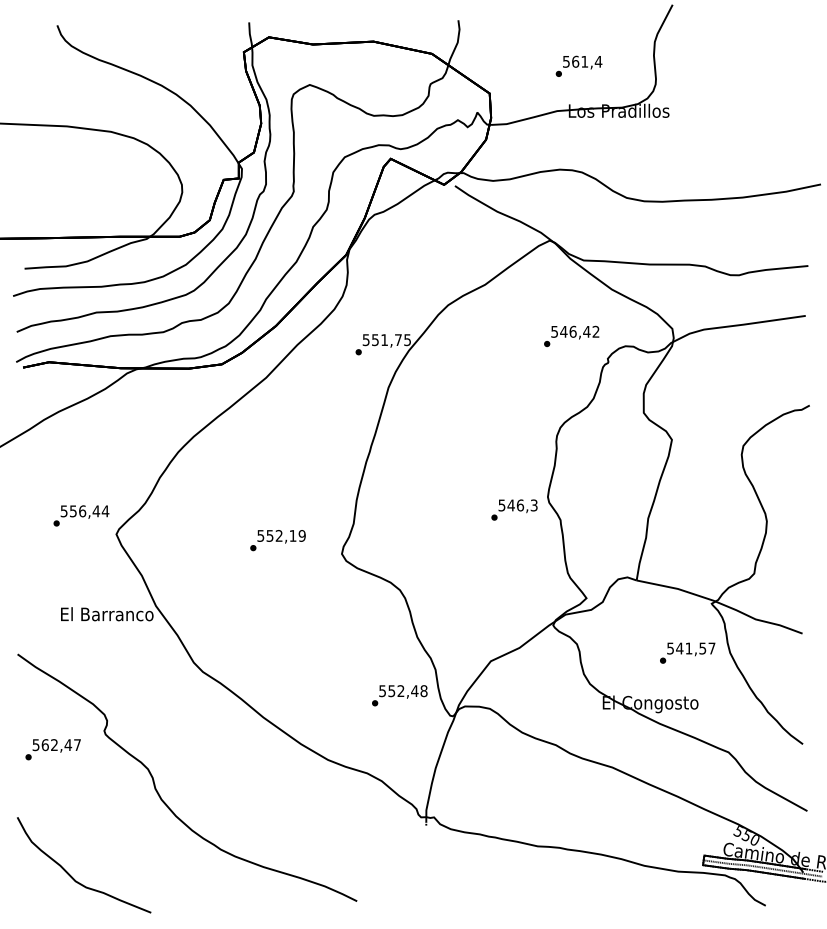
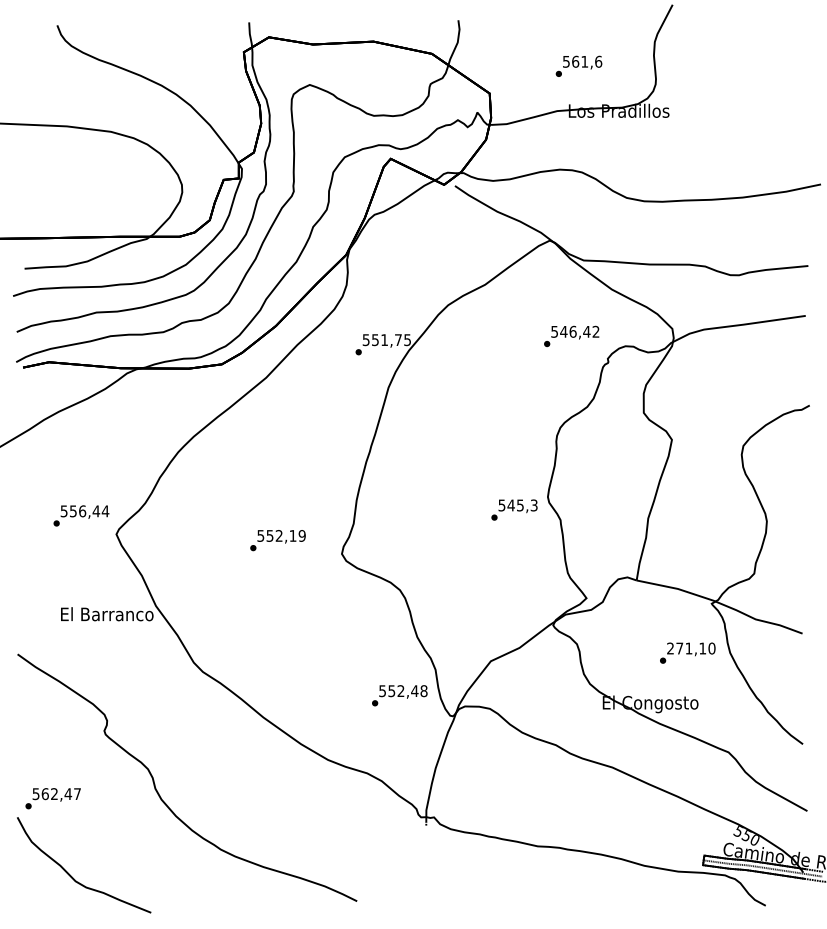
text: 561,4 -> 561,6 (598, 61)
text: 546,3 -> 545,3 (520, 505)
text: 541,57 -> 271,10 (691, 648)
text position: (52, 749) -> (52, 798) (52, 798)
